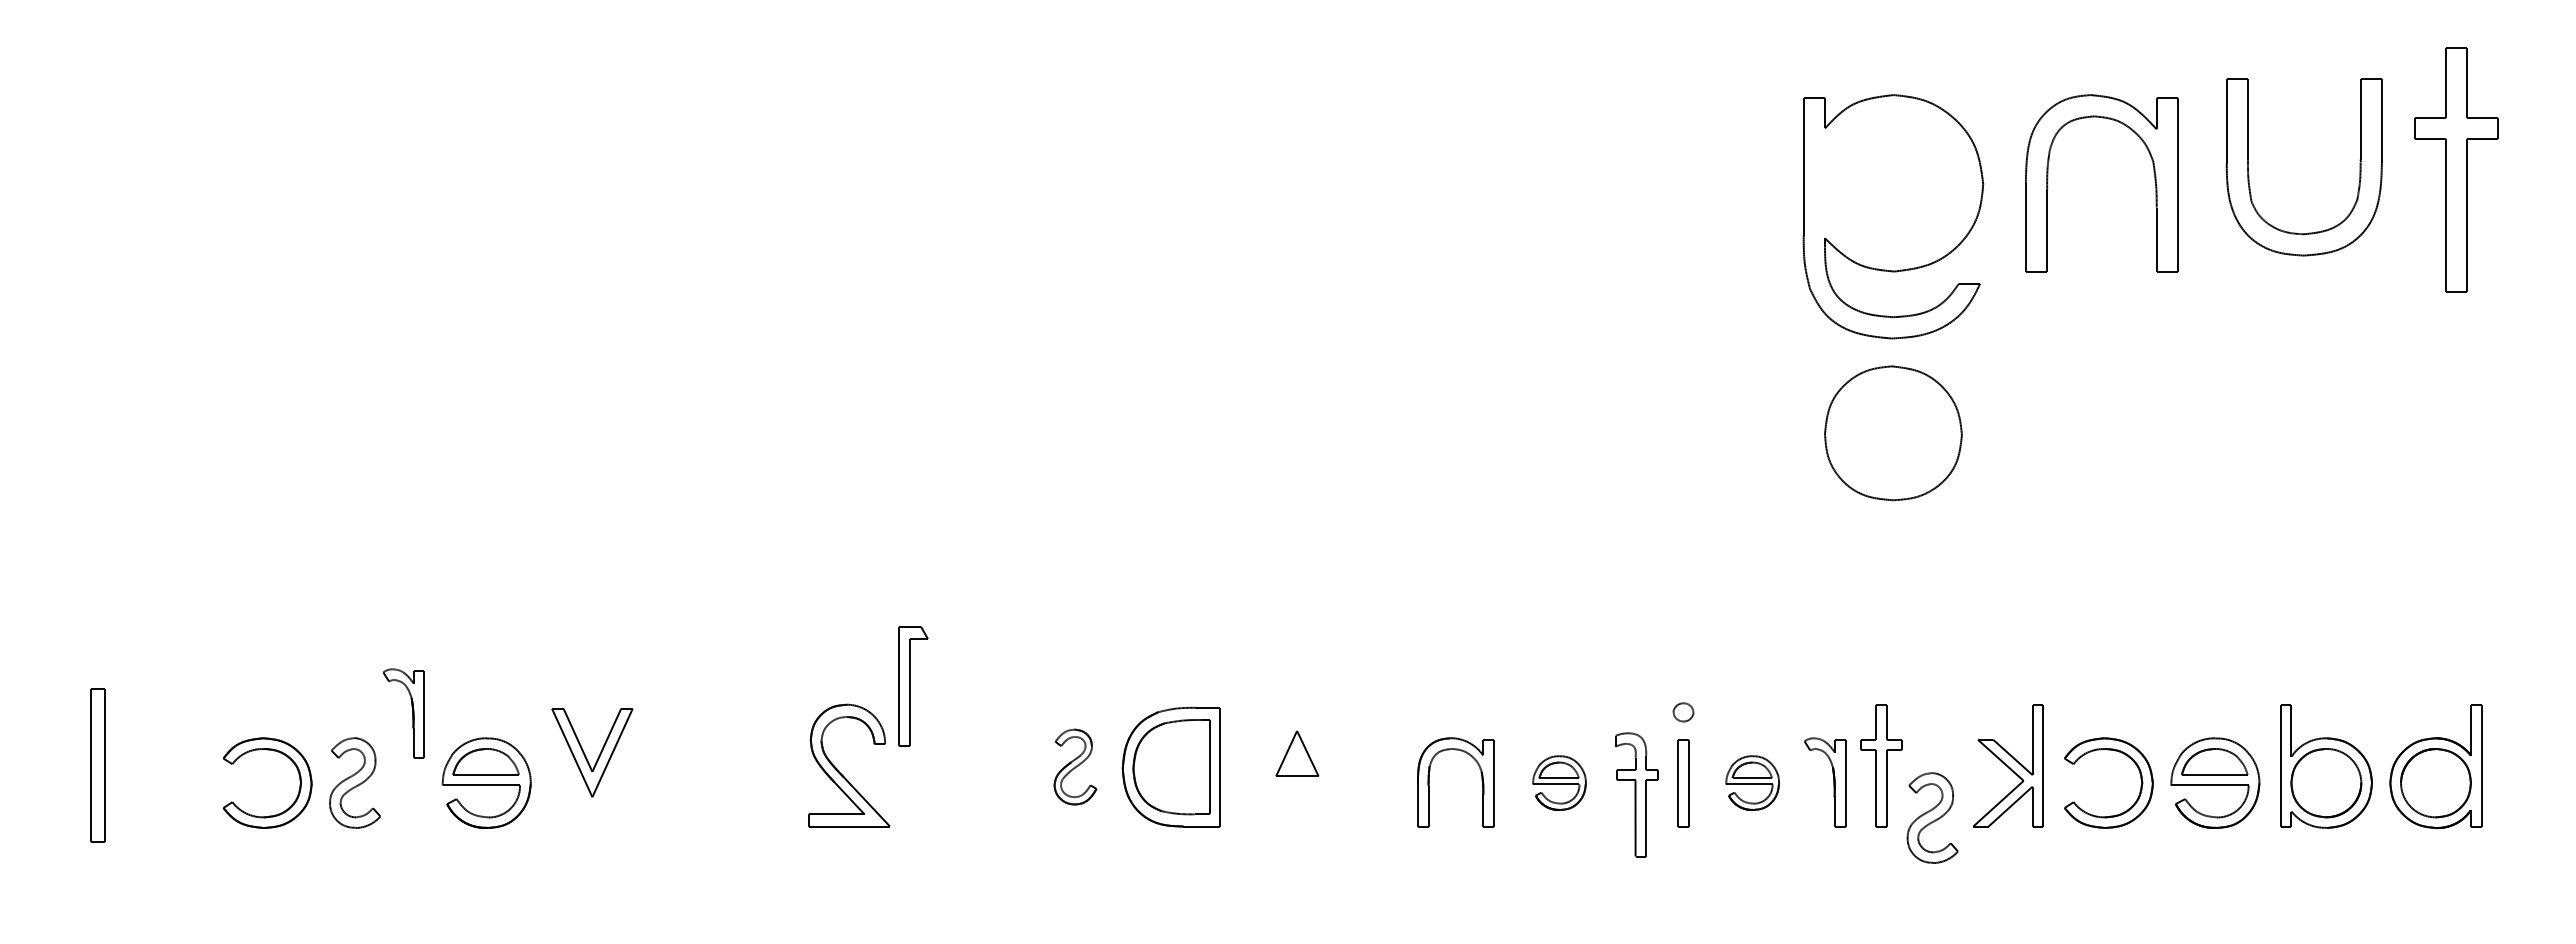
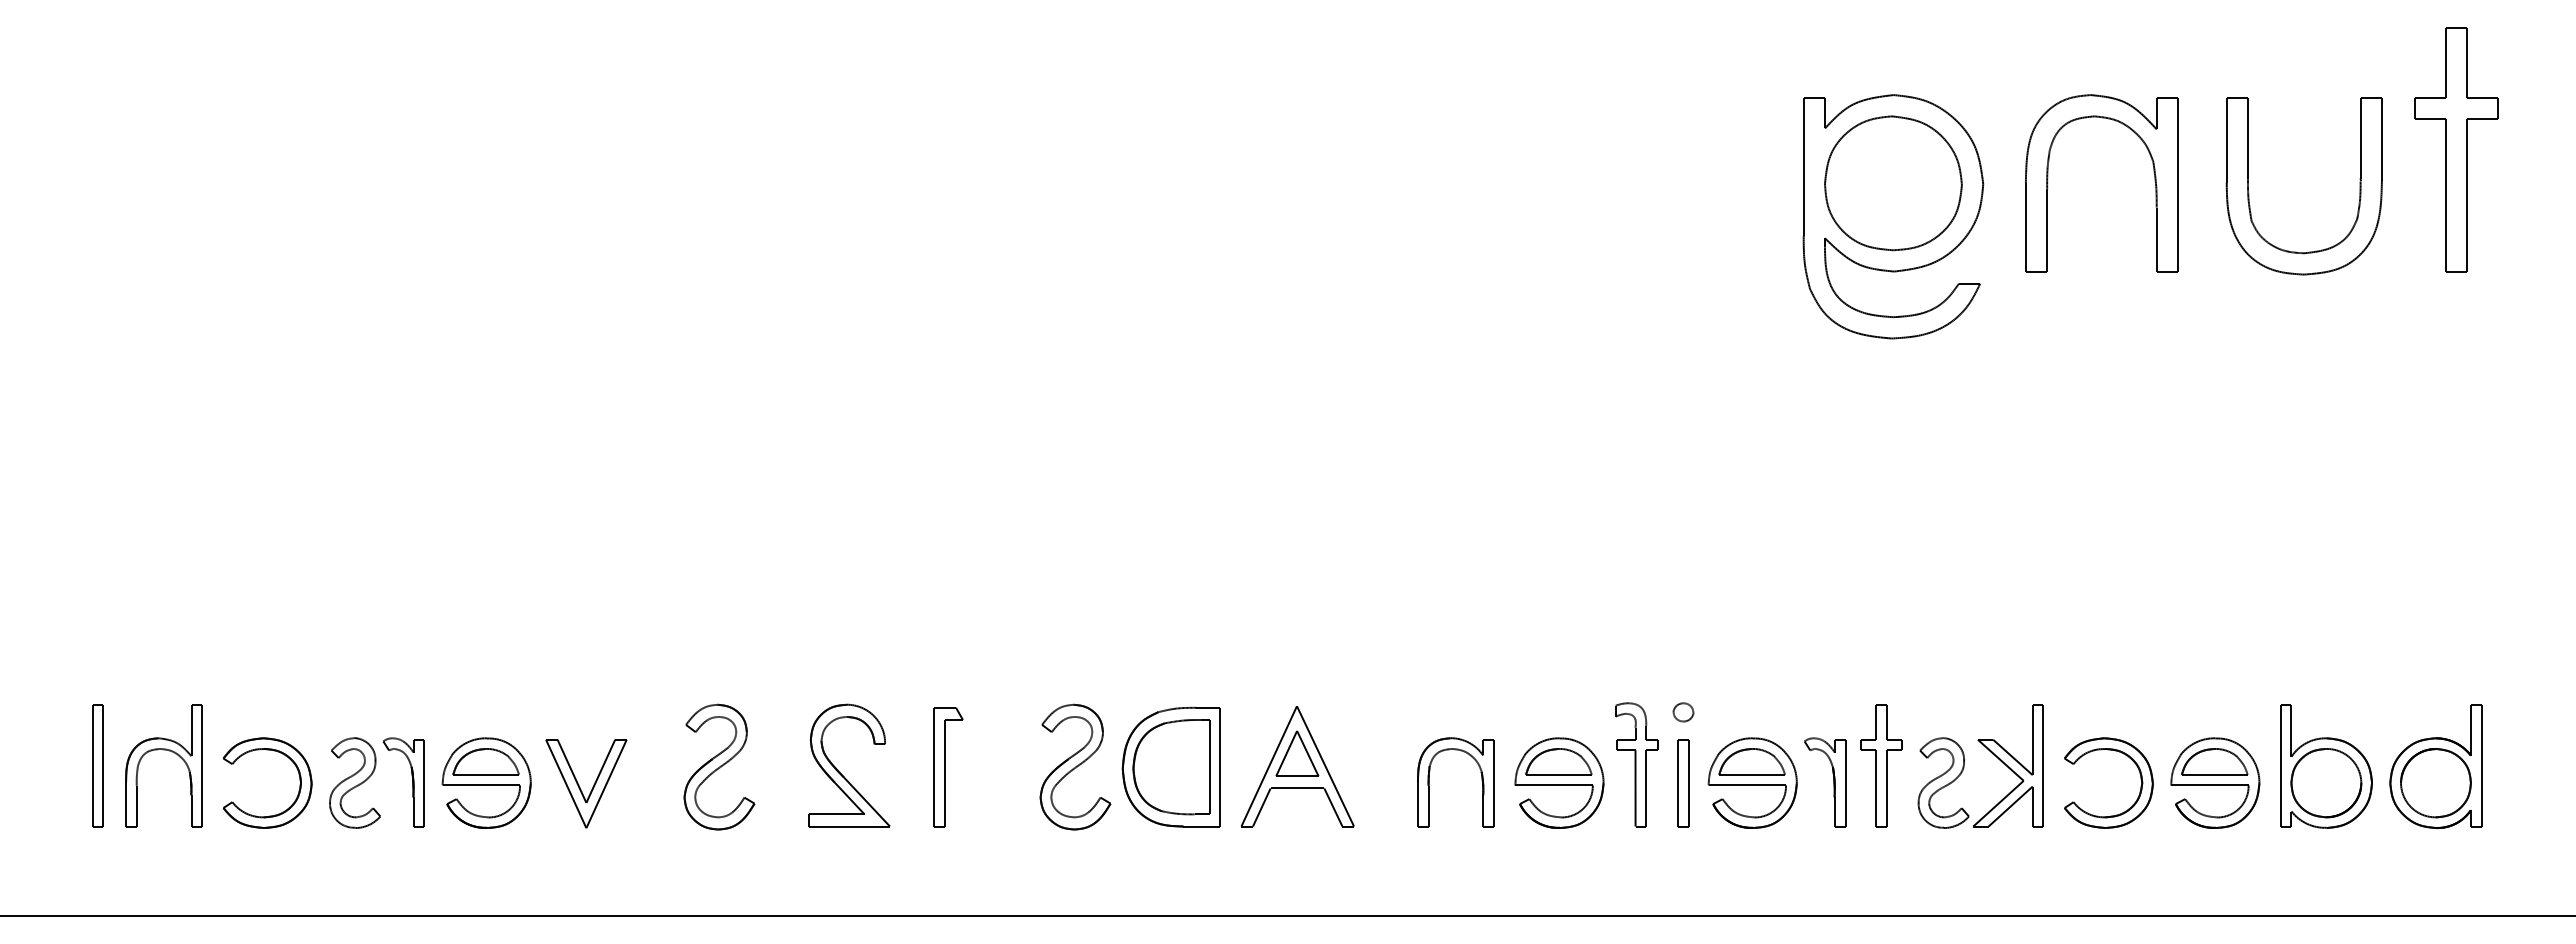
part position: (2456, 169) -> (2456, 149) (2456, 149)
part position: (2249, 174) -> (2249, 193) (2249, 193)
part position: (1893, 433) -> (1893, 183) (1893, 183)
part position: (913, 686) -> (948, 767) (948, 767)
part position: (412, 713) -> (412, 782) (412, 782)
part: none -> present (168, 751)
part position: (598, 755) -> (592, 786) (592, 786)
part size: 16x155 px -> 12x124 px (97, 765)
part: none -> present (719, 766)
part size: 45x78 px -> 73x128 px (1075, 766)
part: none -> present (1297, 766)
part size: 55x56 px -> 91x92 px (1559, 782)
part size: 55x56 px -> 91x92 px (1752, 782)
part position: (1636, 794) -> (1636, 764) (1636, 764)
part position: (1932, 817) -> (1943, 782) (1943, 782)
line: none -> present (1287, 915)
